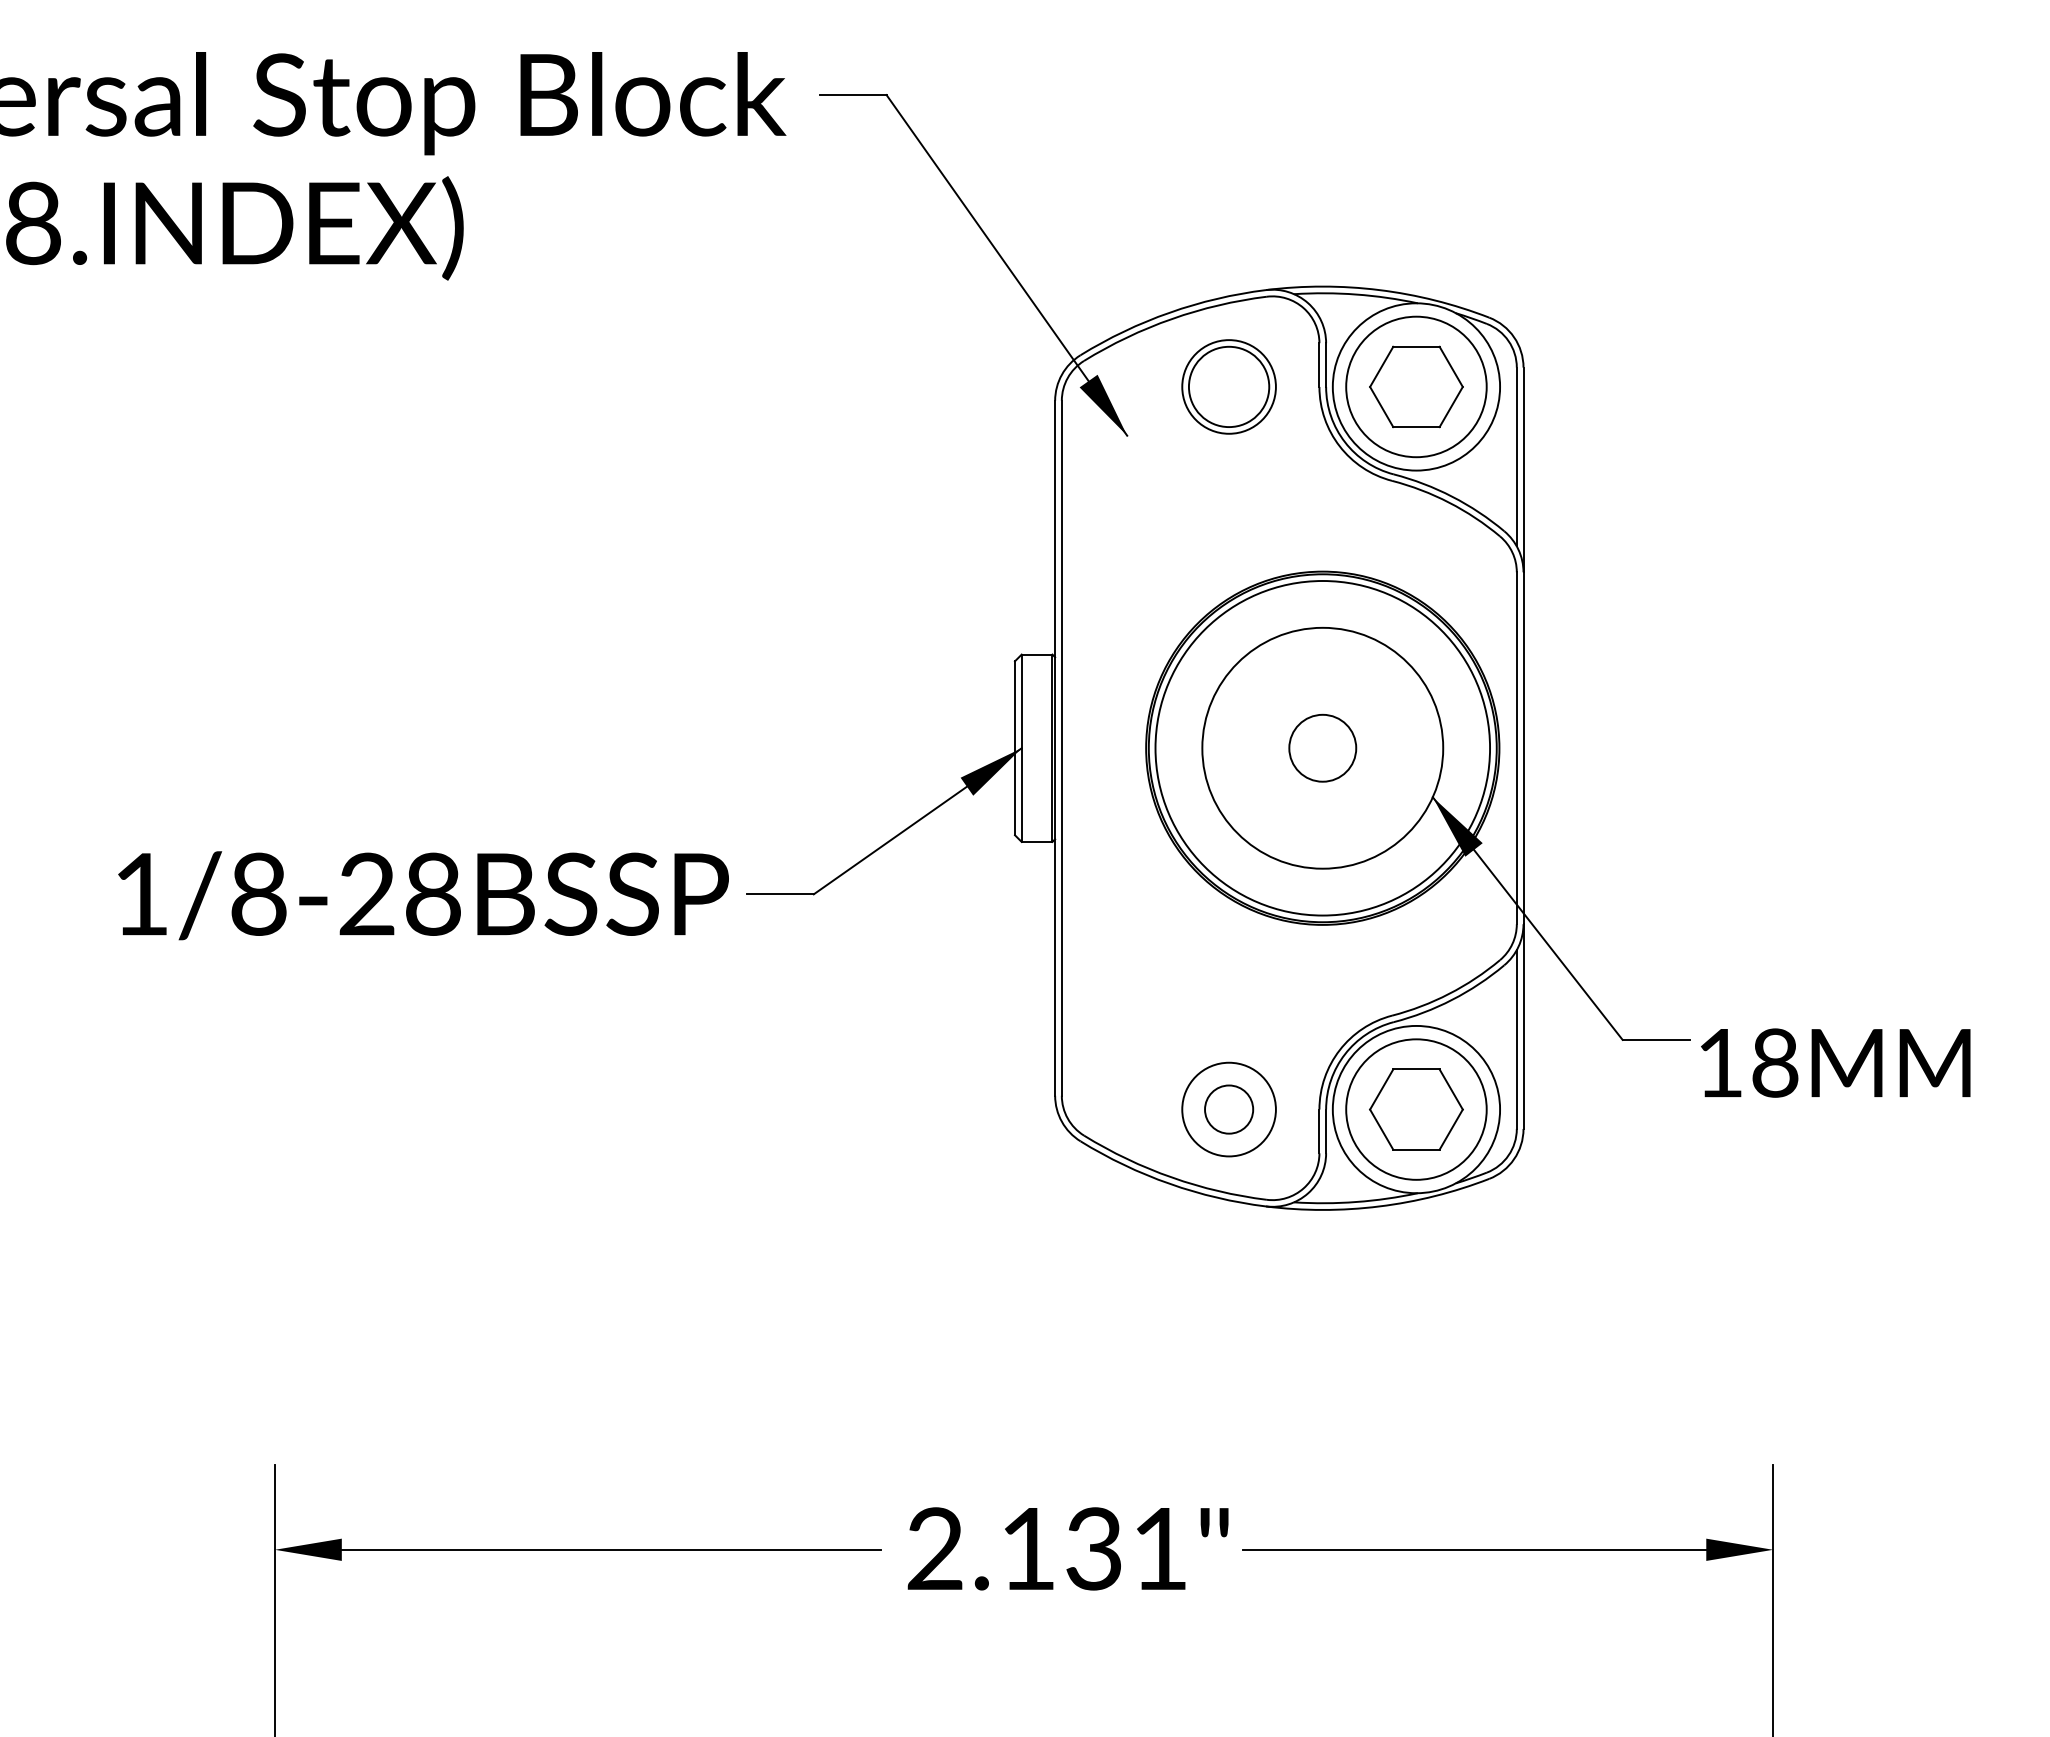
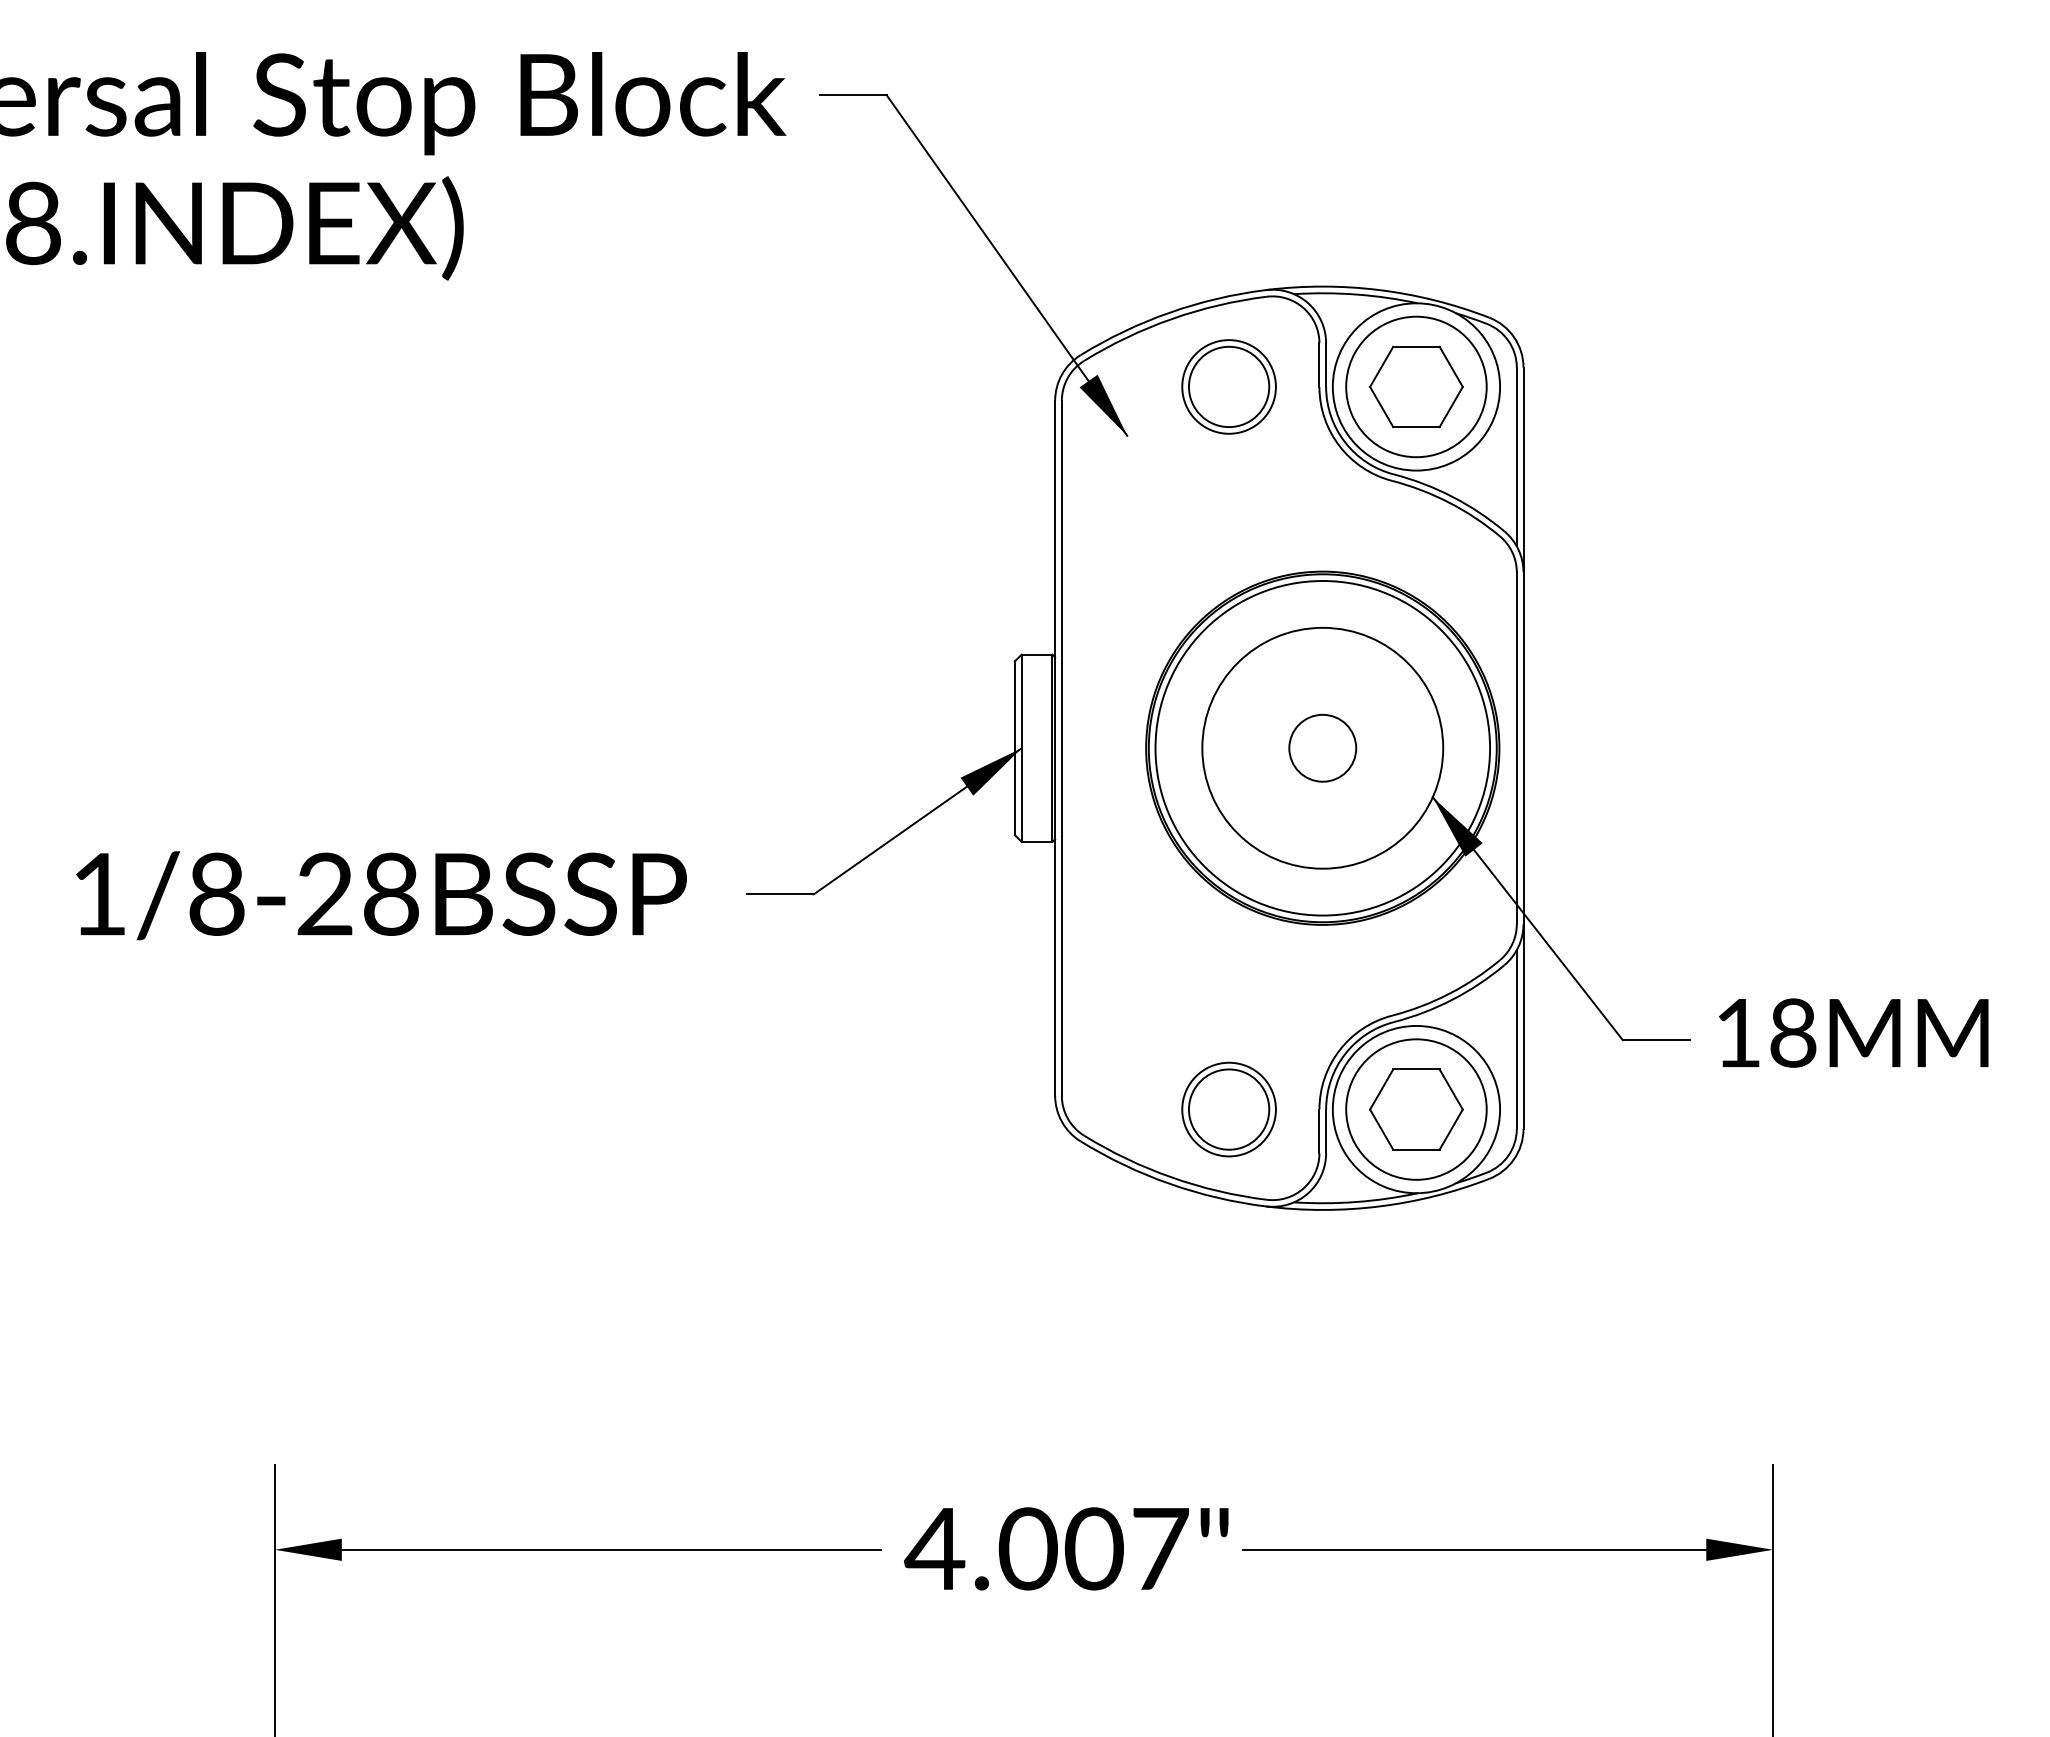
text position: (423, 895) -> (381, 895) (381, 895)
text position: (1835, 1062) -> (1853, 1032) (1853, 1032)
circle diameter: 48 px -> 80 px (1228, 1109)
text: 2.131" -> 4.007" (1046, 1548)
